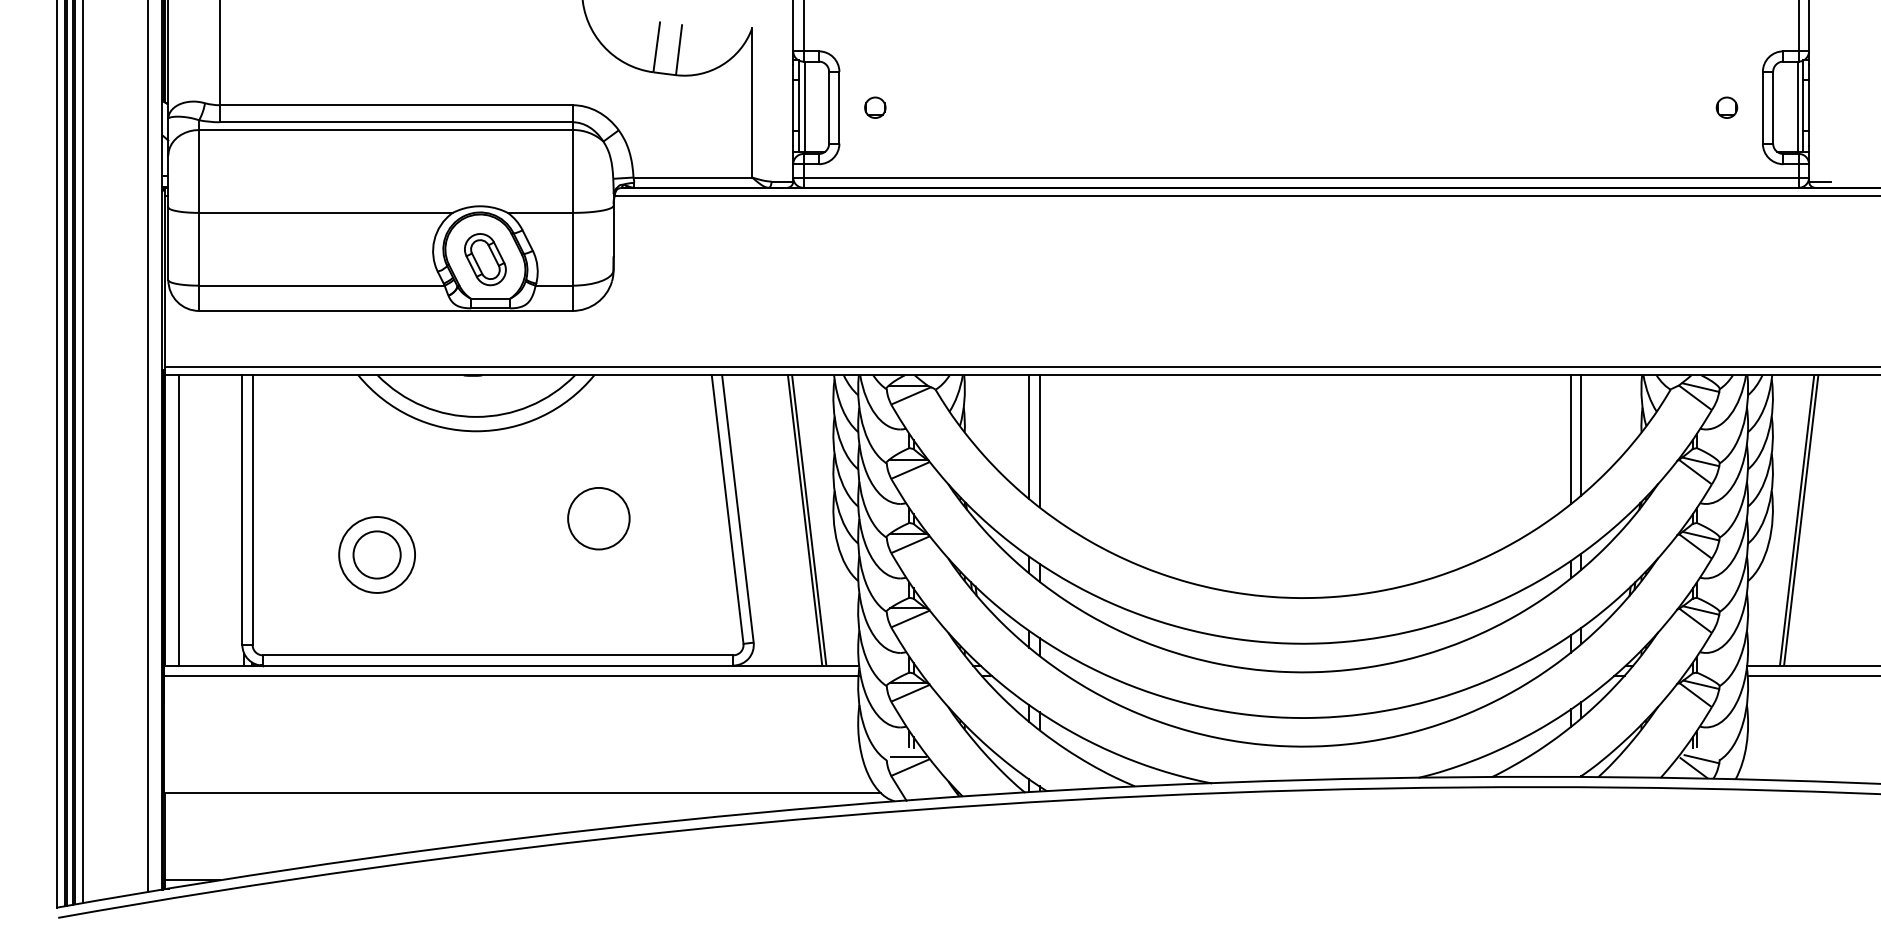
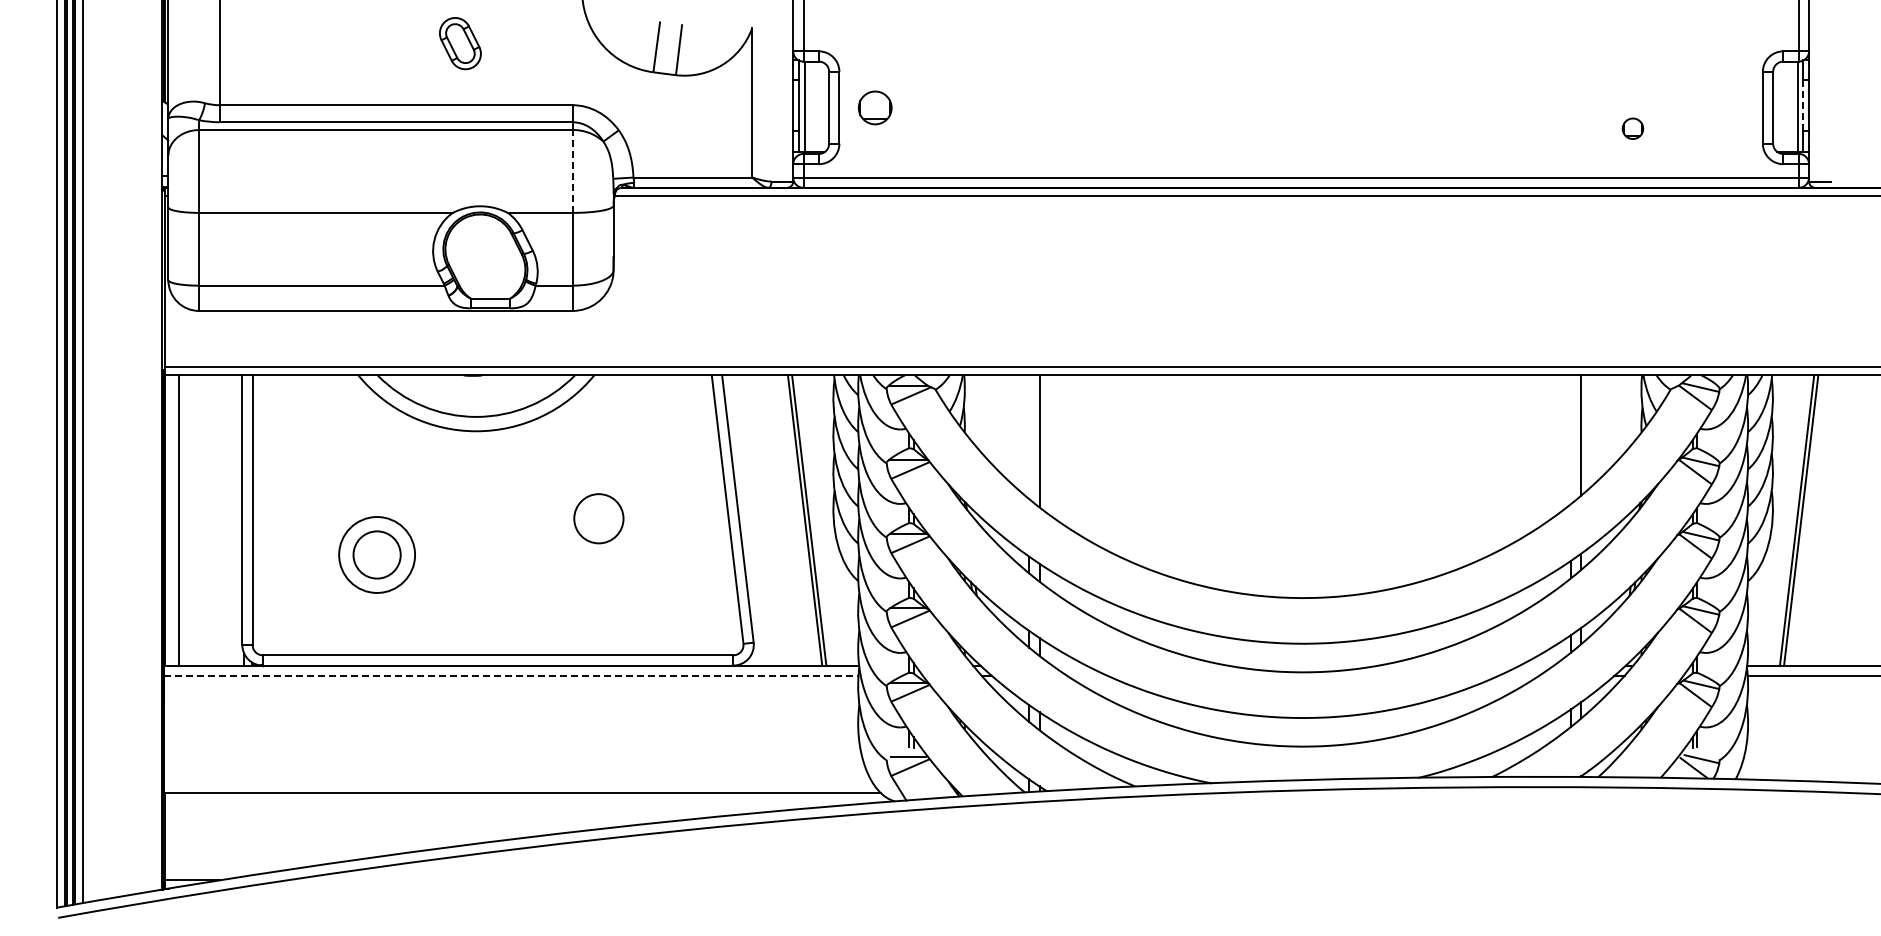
line: solid -> dashed (1802, 105)
part size: 23x23 px -> 36x36 px (874, 107)
part position: (1726, 107) -> (1632, 128) (1632, 128)
line: solid -> dashed (572, 170)
part position: (485, 259) -> (460, 43) (460, 43)
line: present -> none (1029, 437)
line: present -> none (1570, 439)
line: present -> none (147, 446)
circle size: 64x64 px -> 52x52 px (598, 518)
line: solid -> dashed (511, 675)
